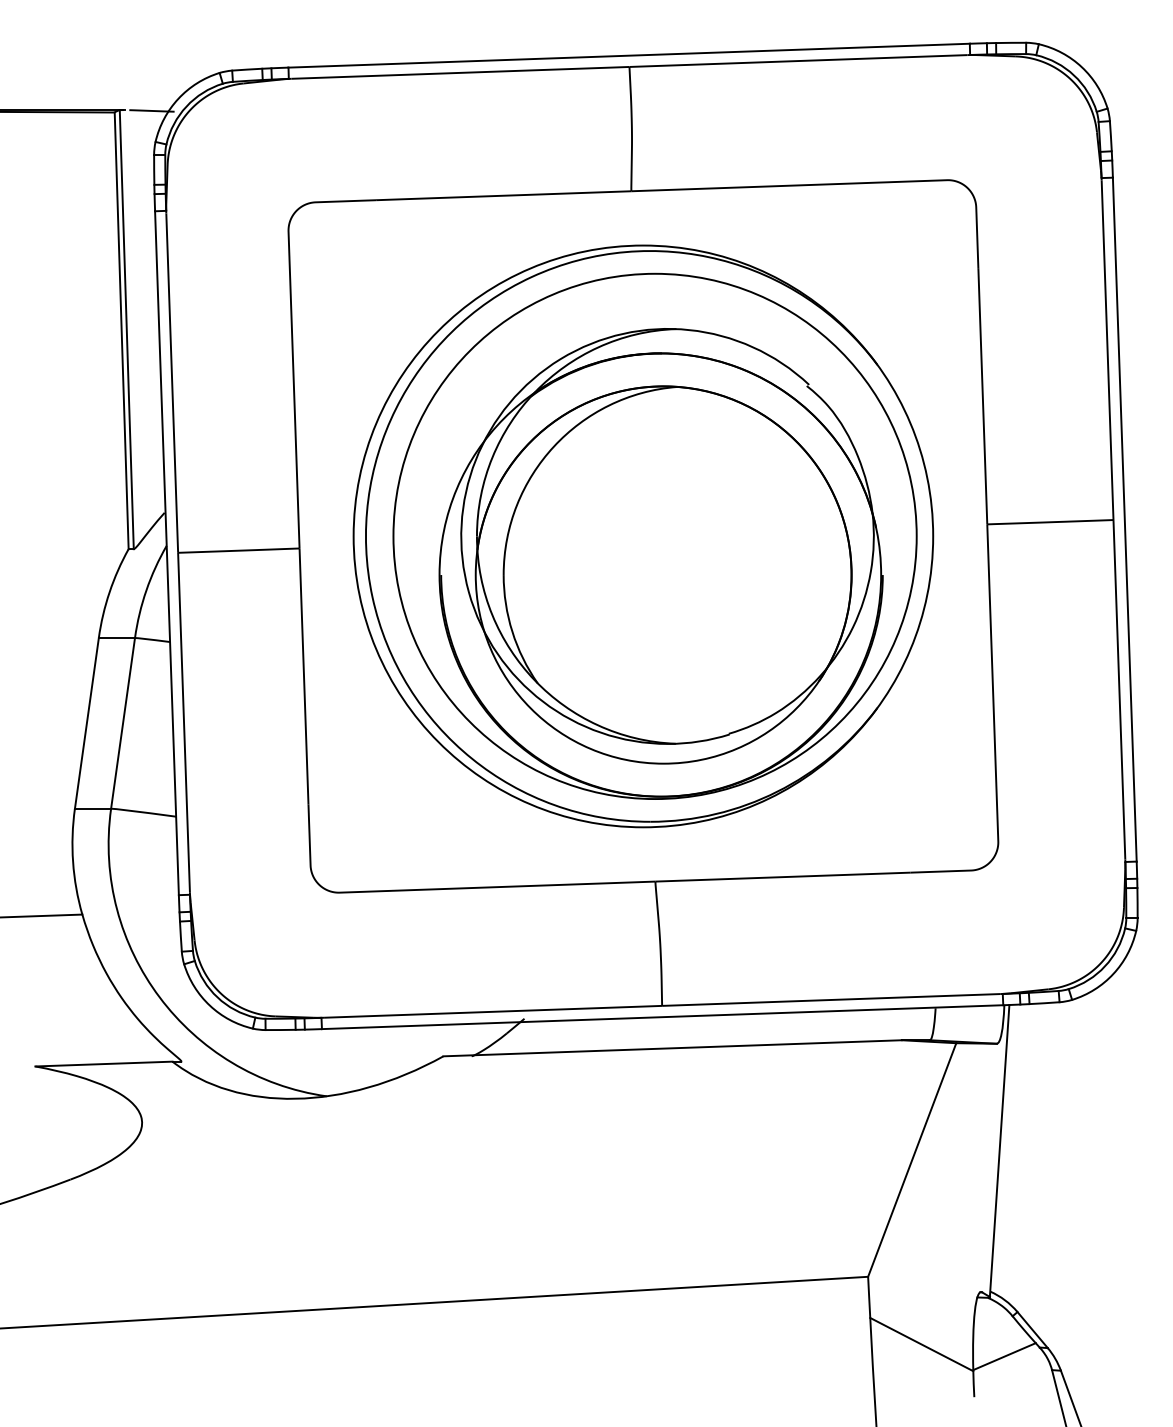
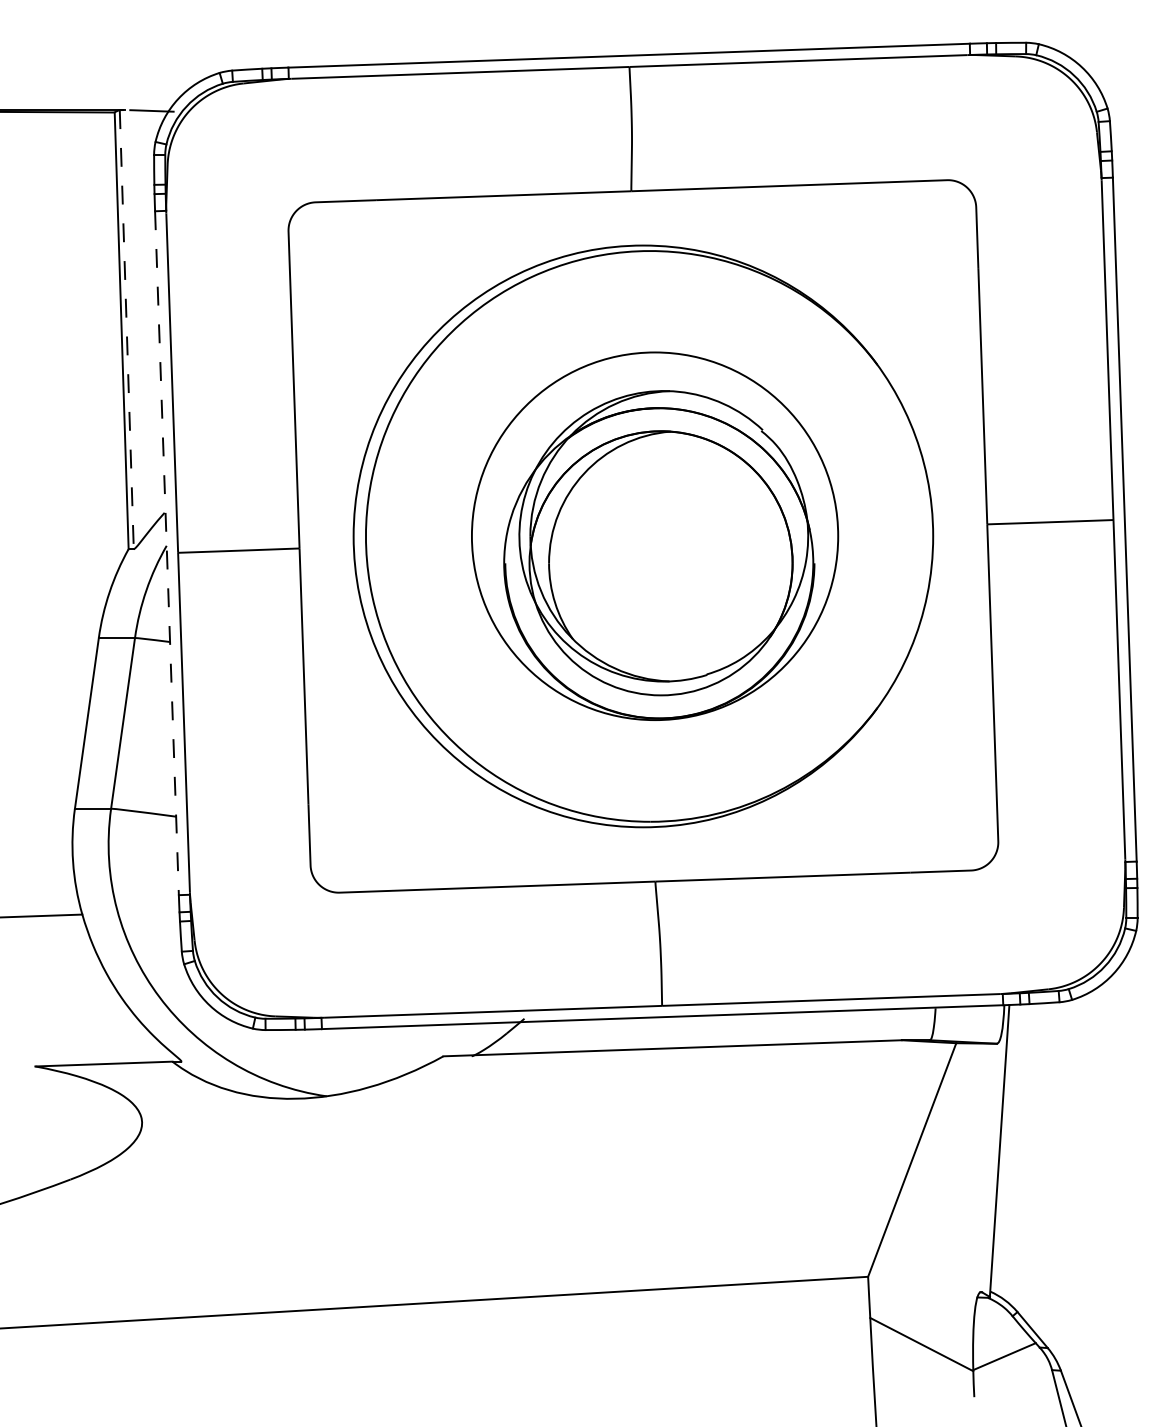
line: solid -> dashed (126, 329)
part size: 526x528 px -> 369x370 px (655, 535)
line: solid -> dashed (167, 553)
